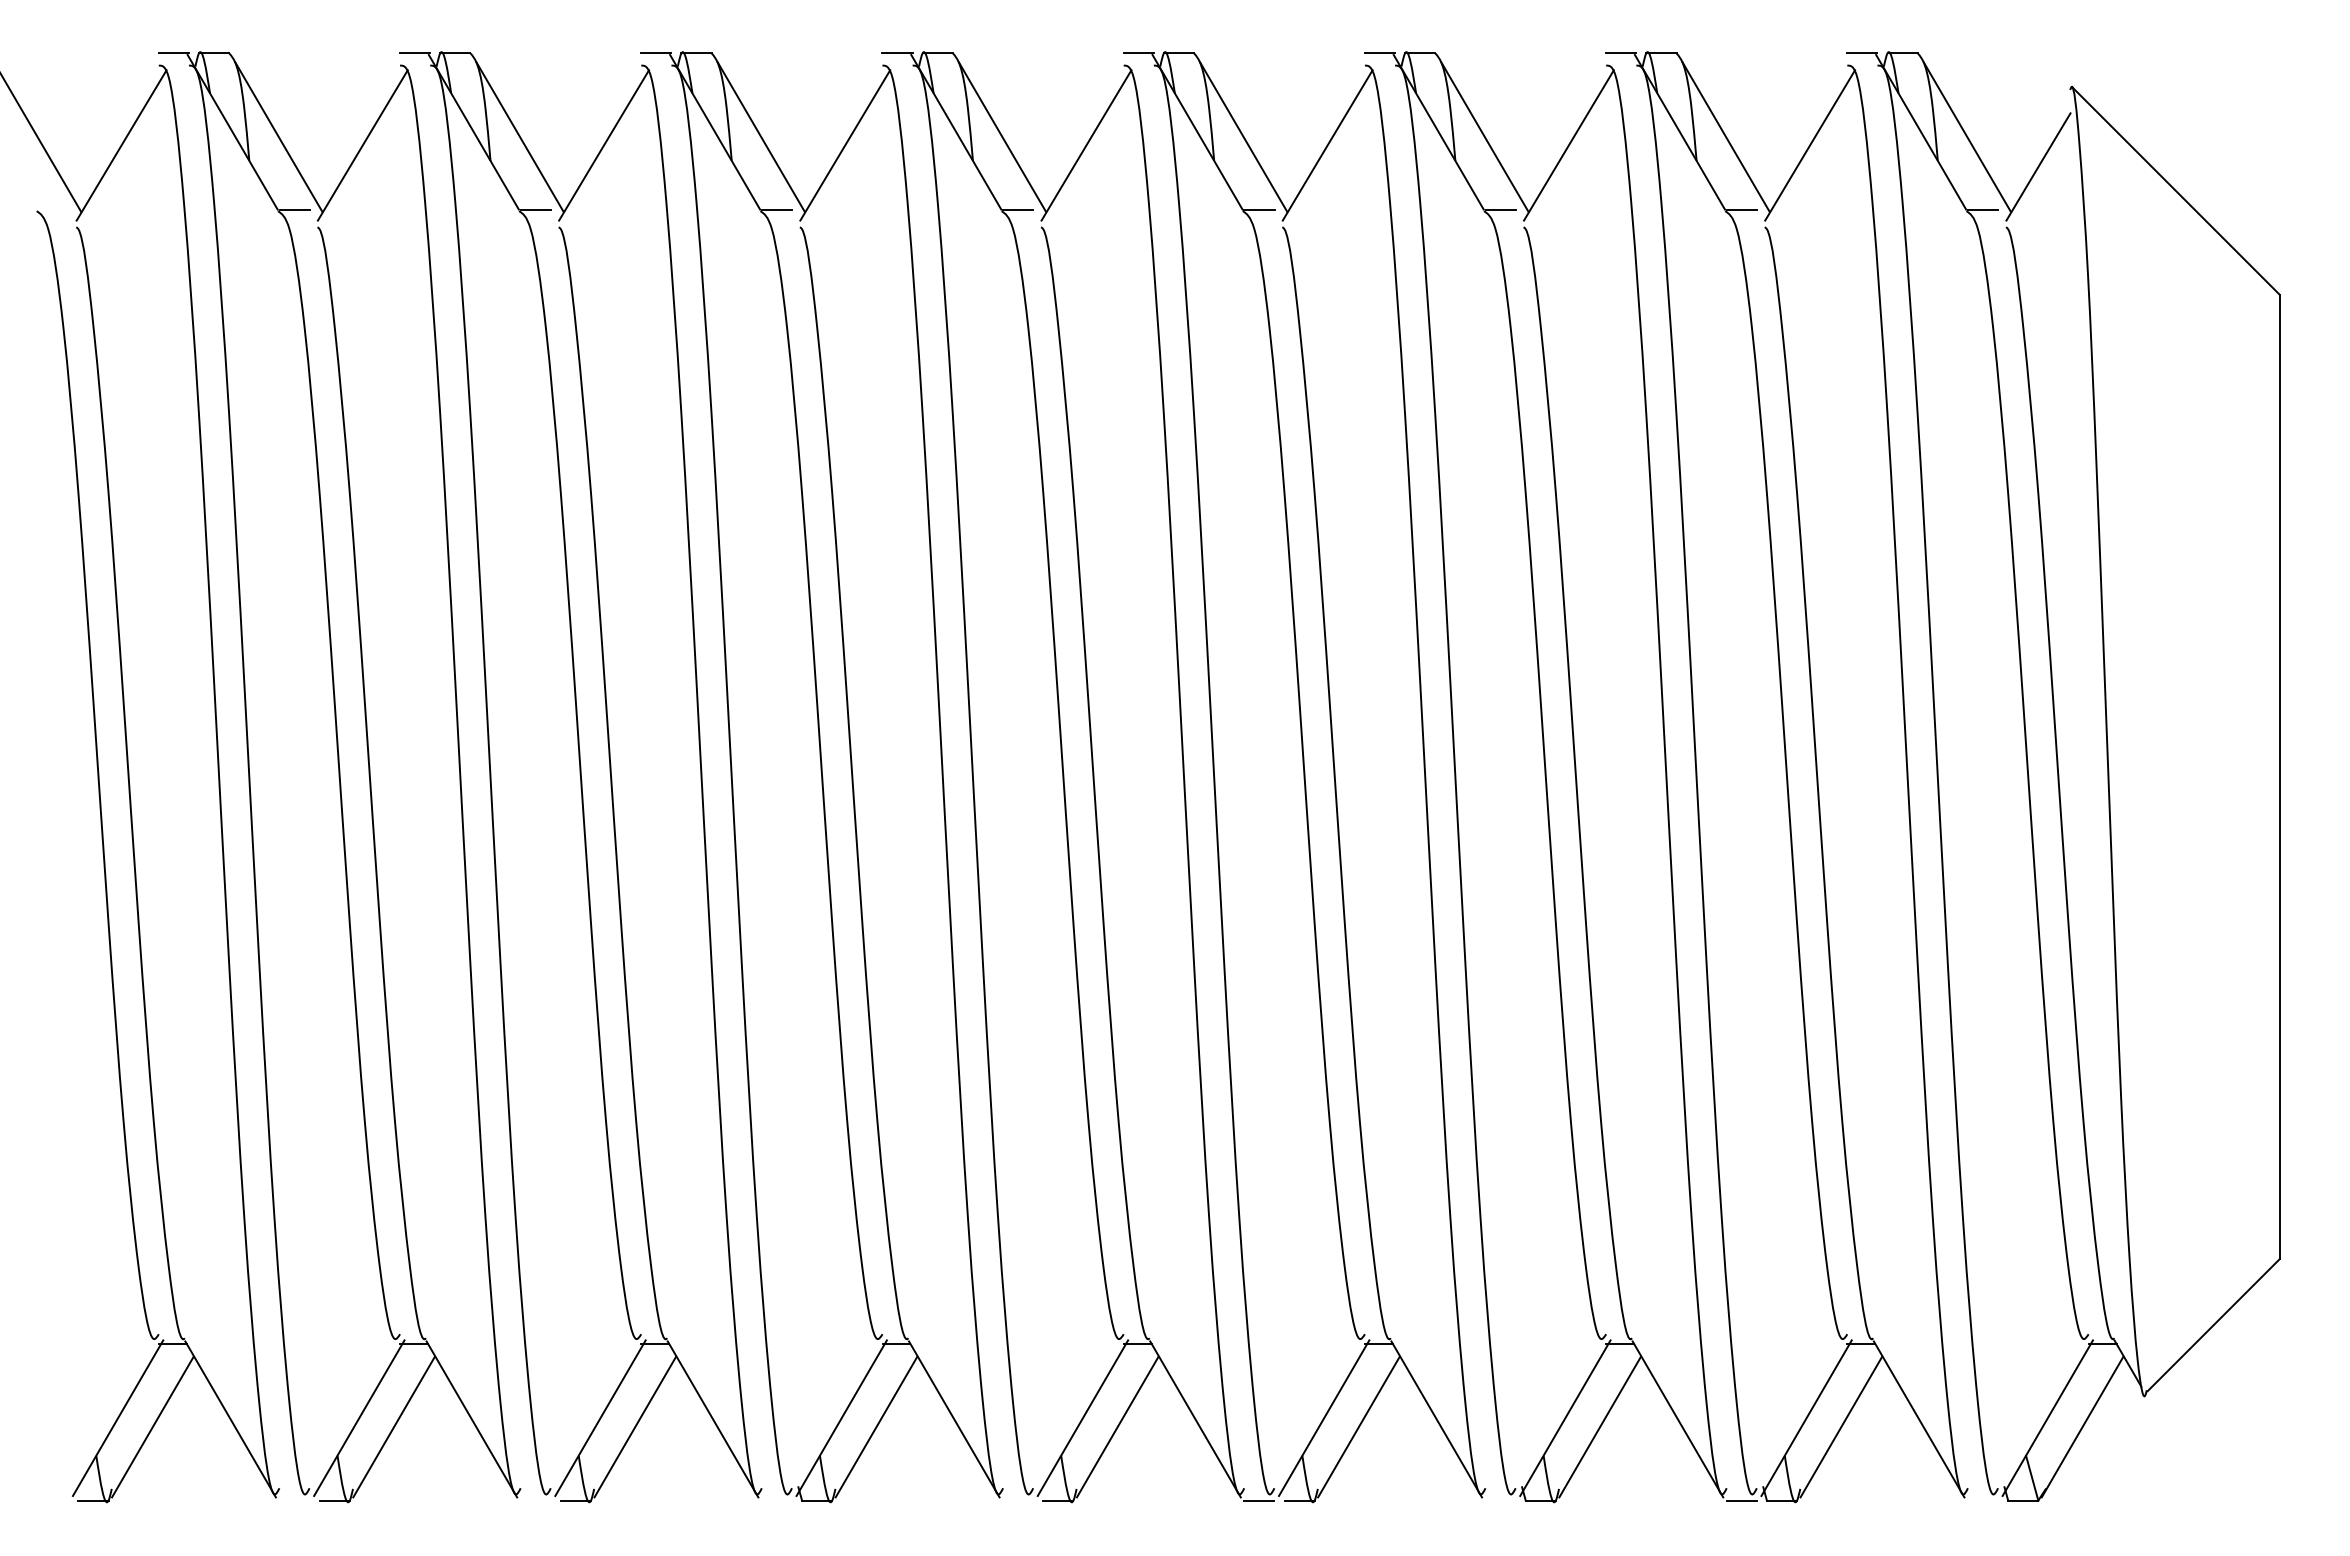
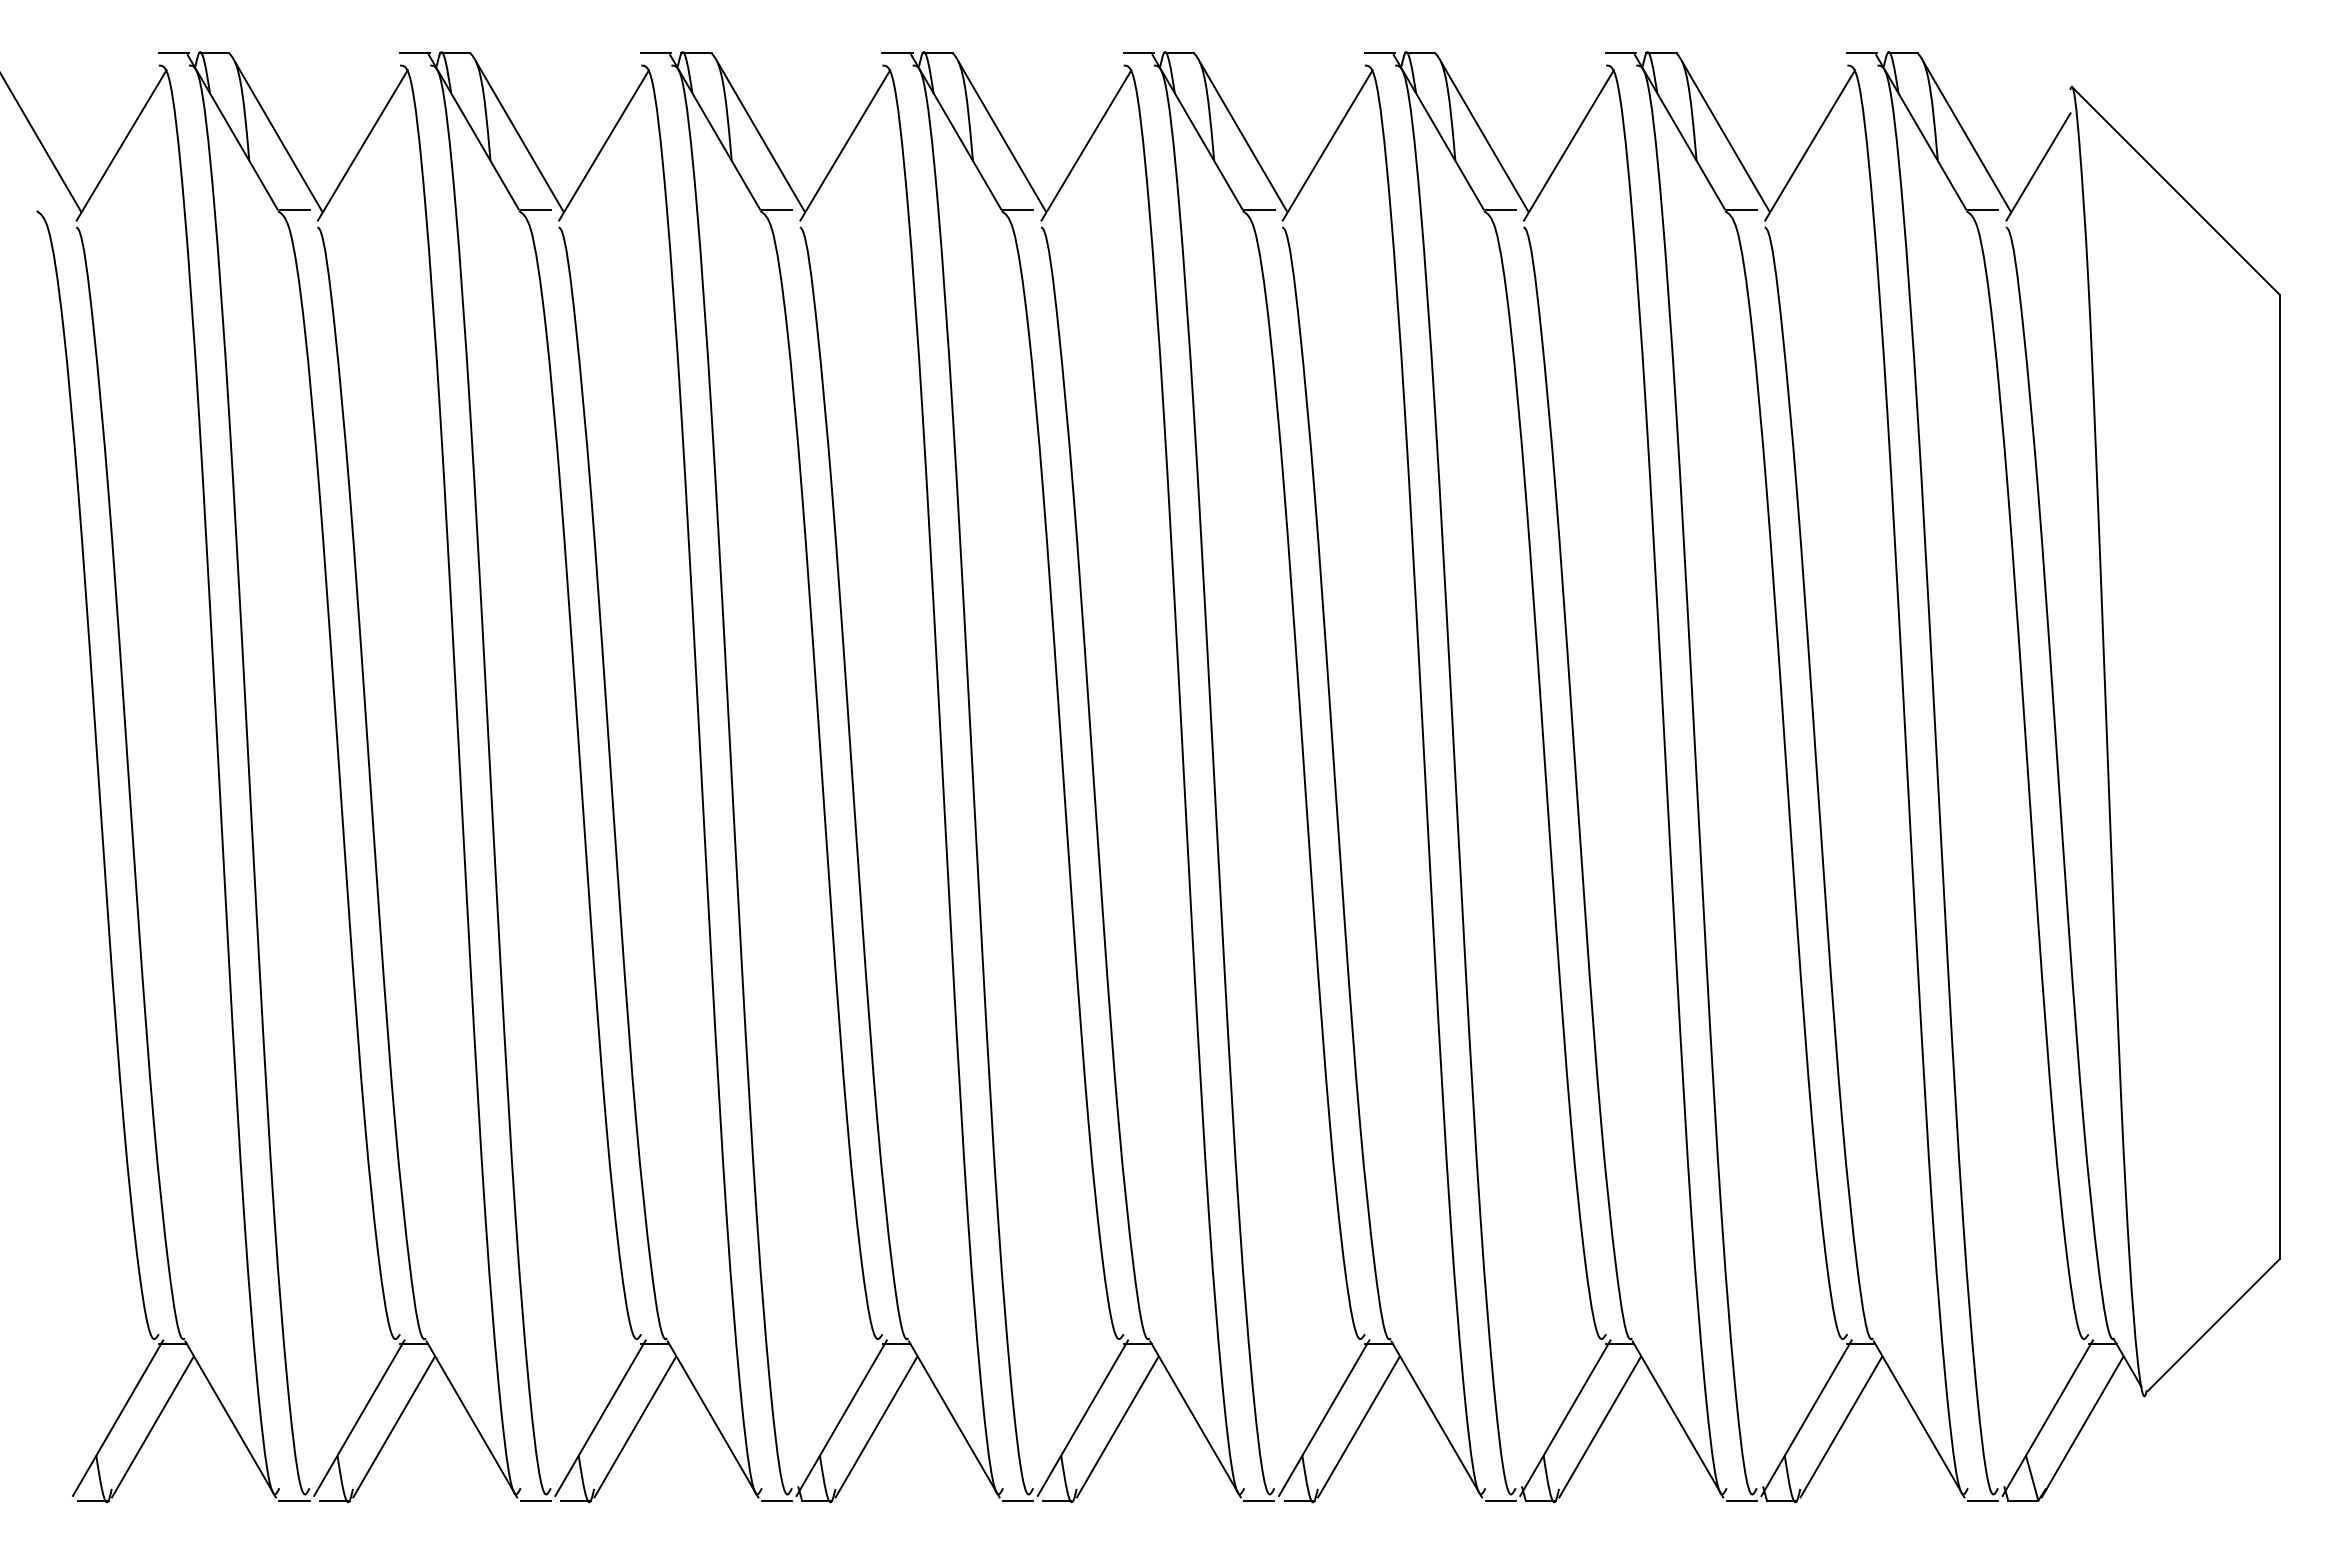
line: none -> present (294, 1500)
line: none -> present (535, 1500)
line: none -> present (776, 1500)
line: none -> present (1018, 1500)
line: none -> present (1500, 1500)
line: none -> present (1982, 1500)
